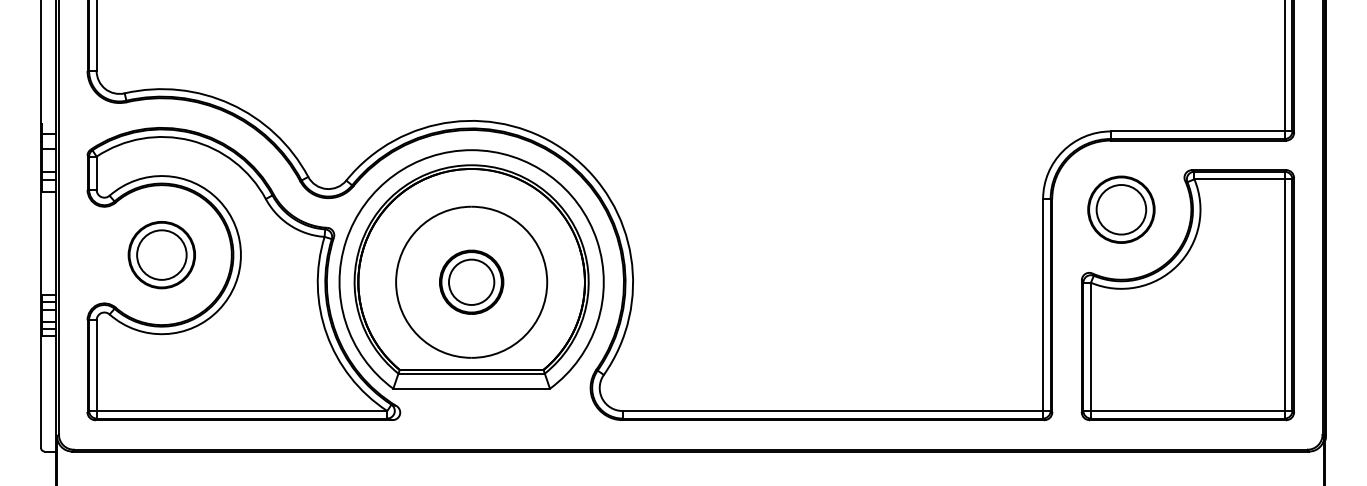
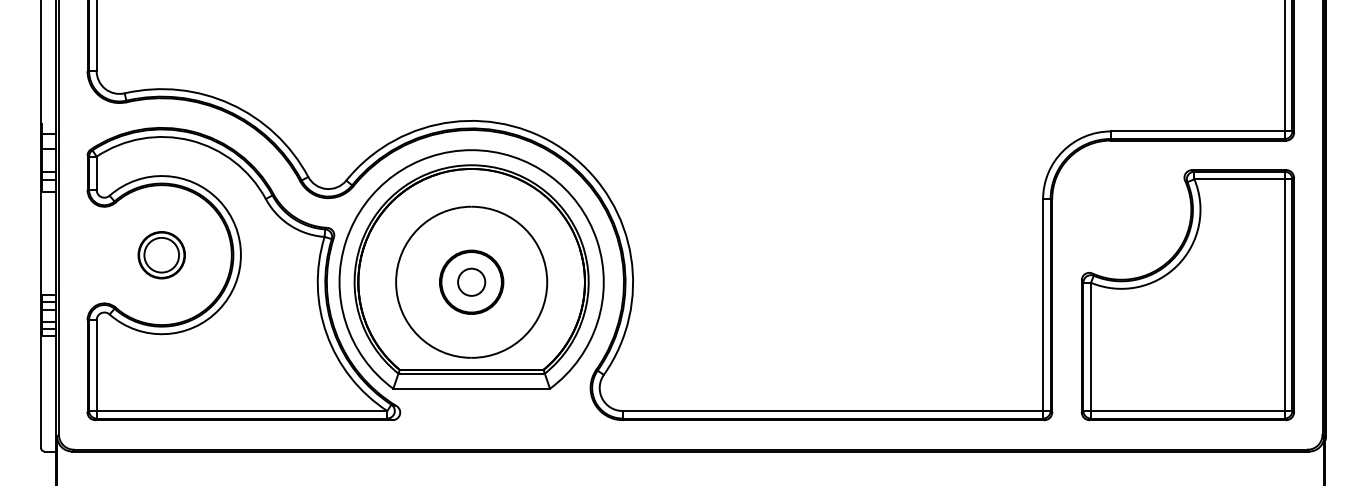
part: present -> none (1121, 209)
part size: 69x69 px -> 49x49 px (161, 255)
circle diameter: 45 px -> 27 px (471, 281)
